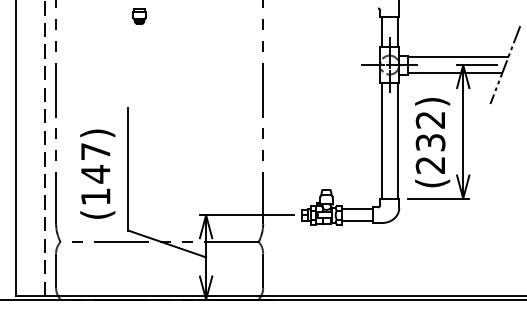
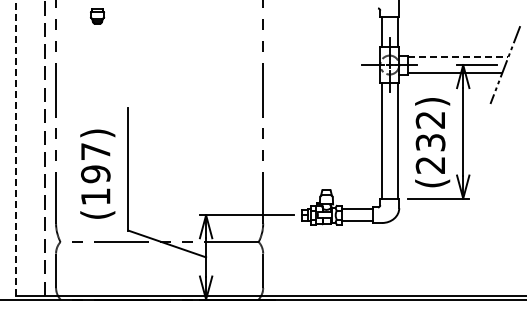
part position: (139, 16) -> (97, 16) (97, 16)
line: solid -> dashed (458, 57)
line: solid -> dashed (15, 148)
text: (147) -> (197) (95, 174)
